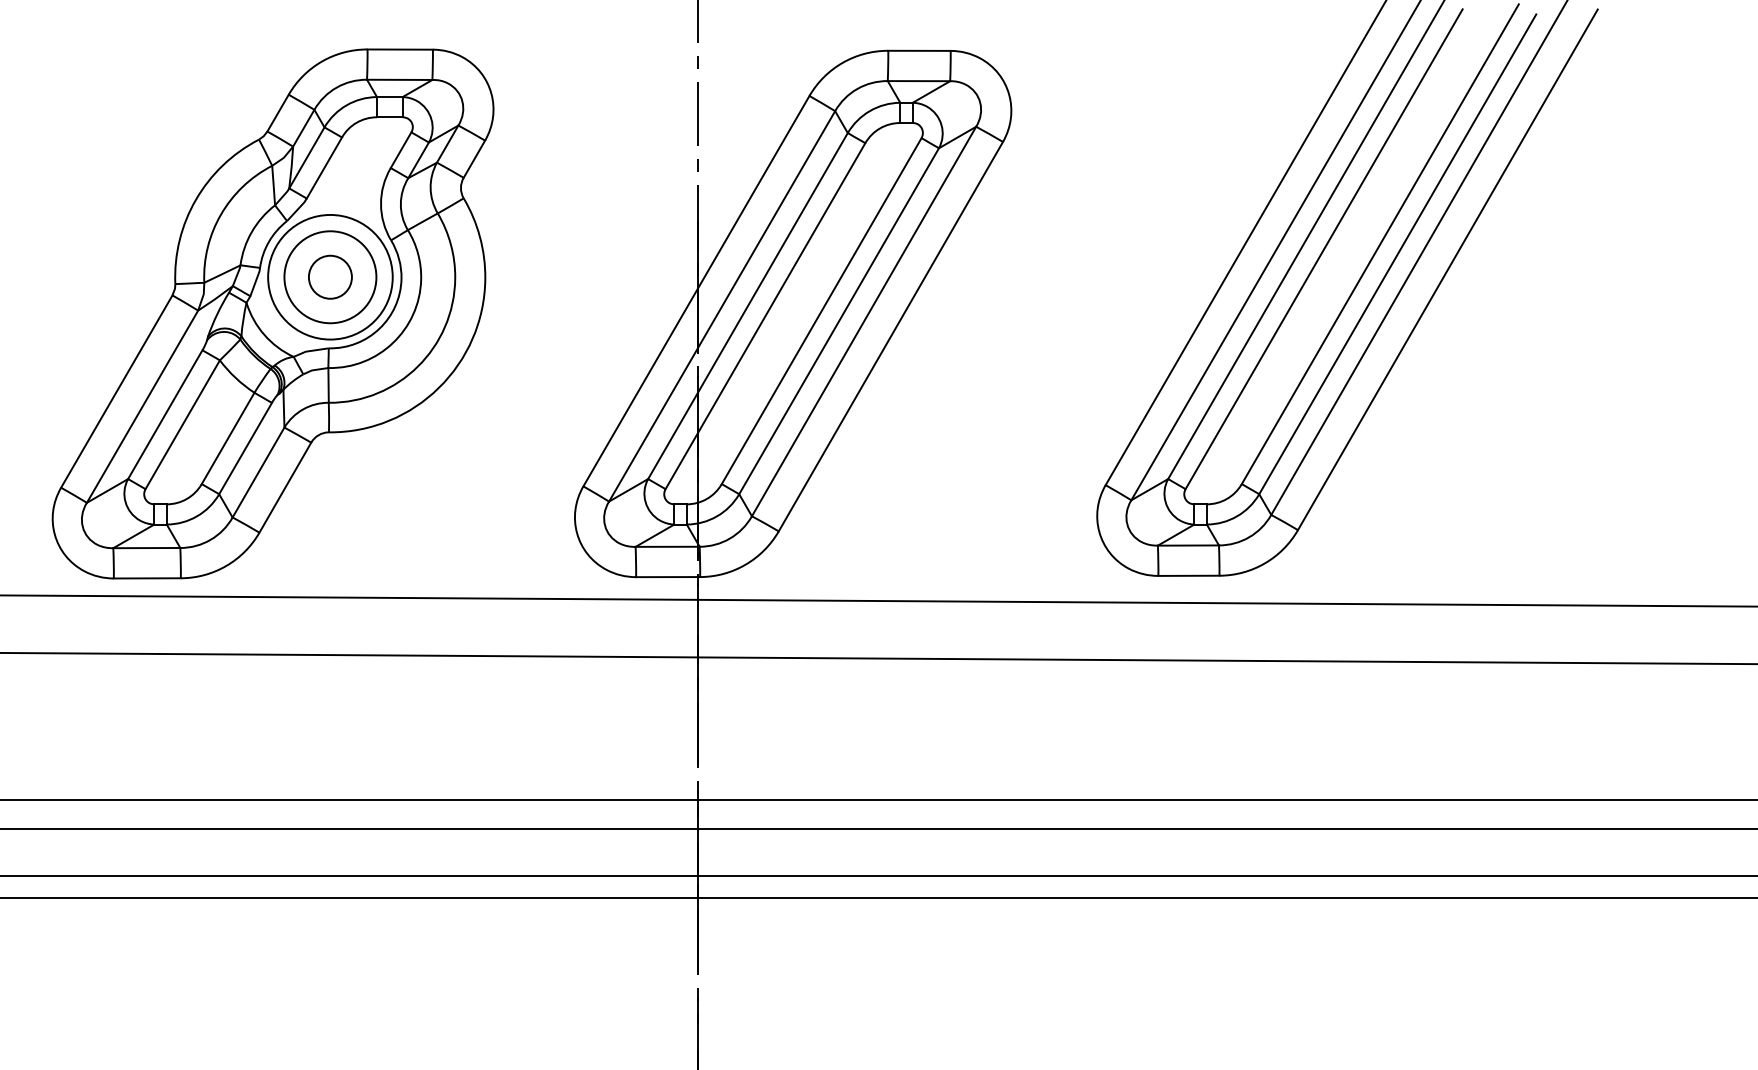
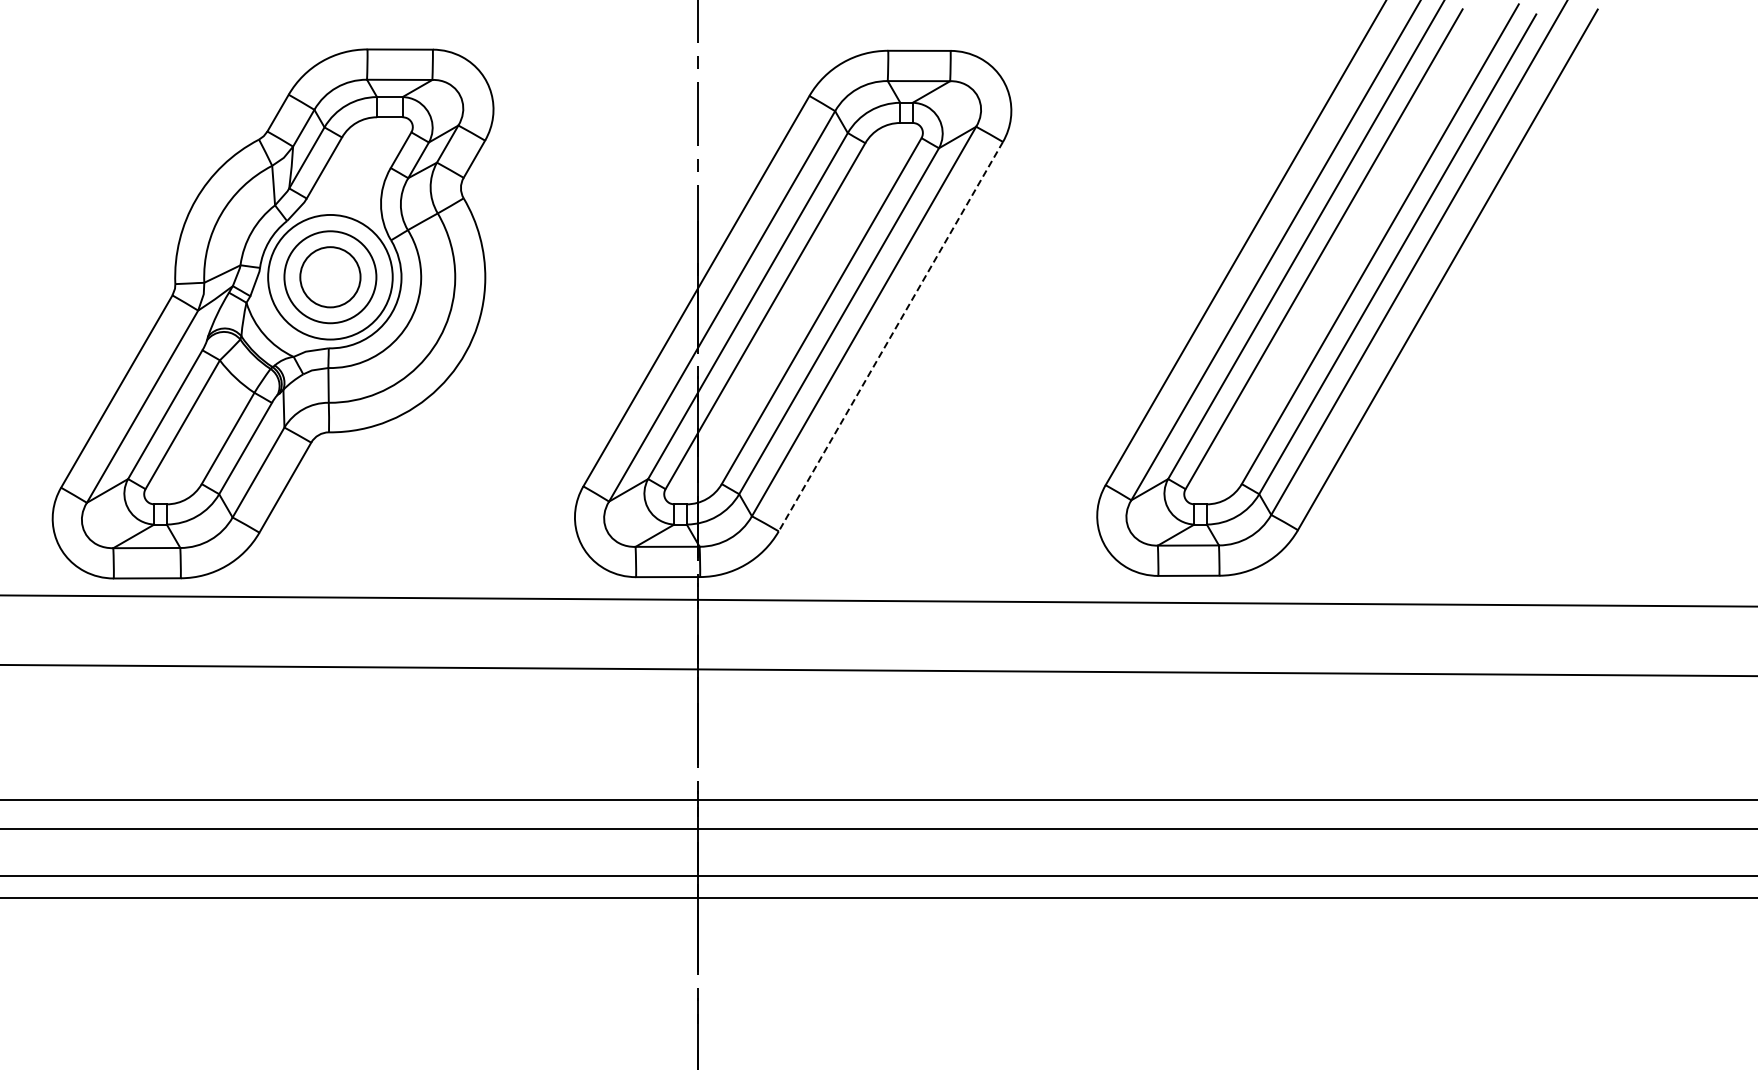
circle diameter: 43 px -> 60 px (330, 277)
line: solid -> dashed (890, 336)
line position: (878, 658) -> (878, 670) (878, 670)
